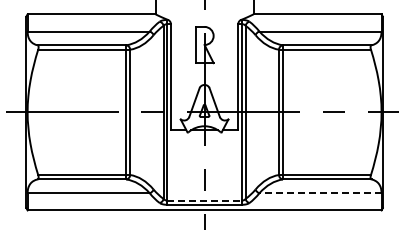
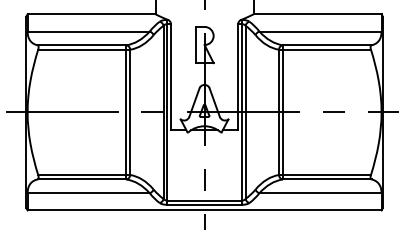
line: dashed -> solid (320, 193)
line: dashed -> solid (205, 200)
